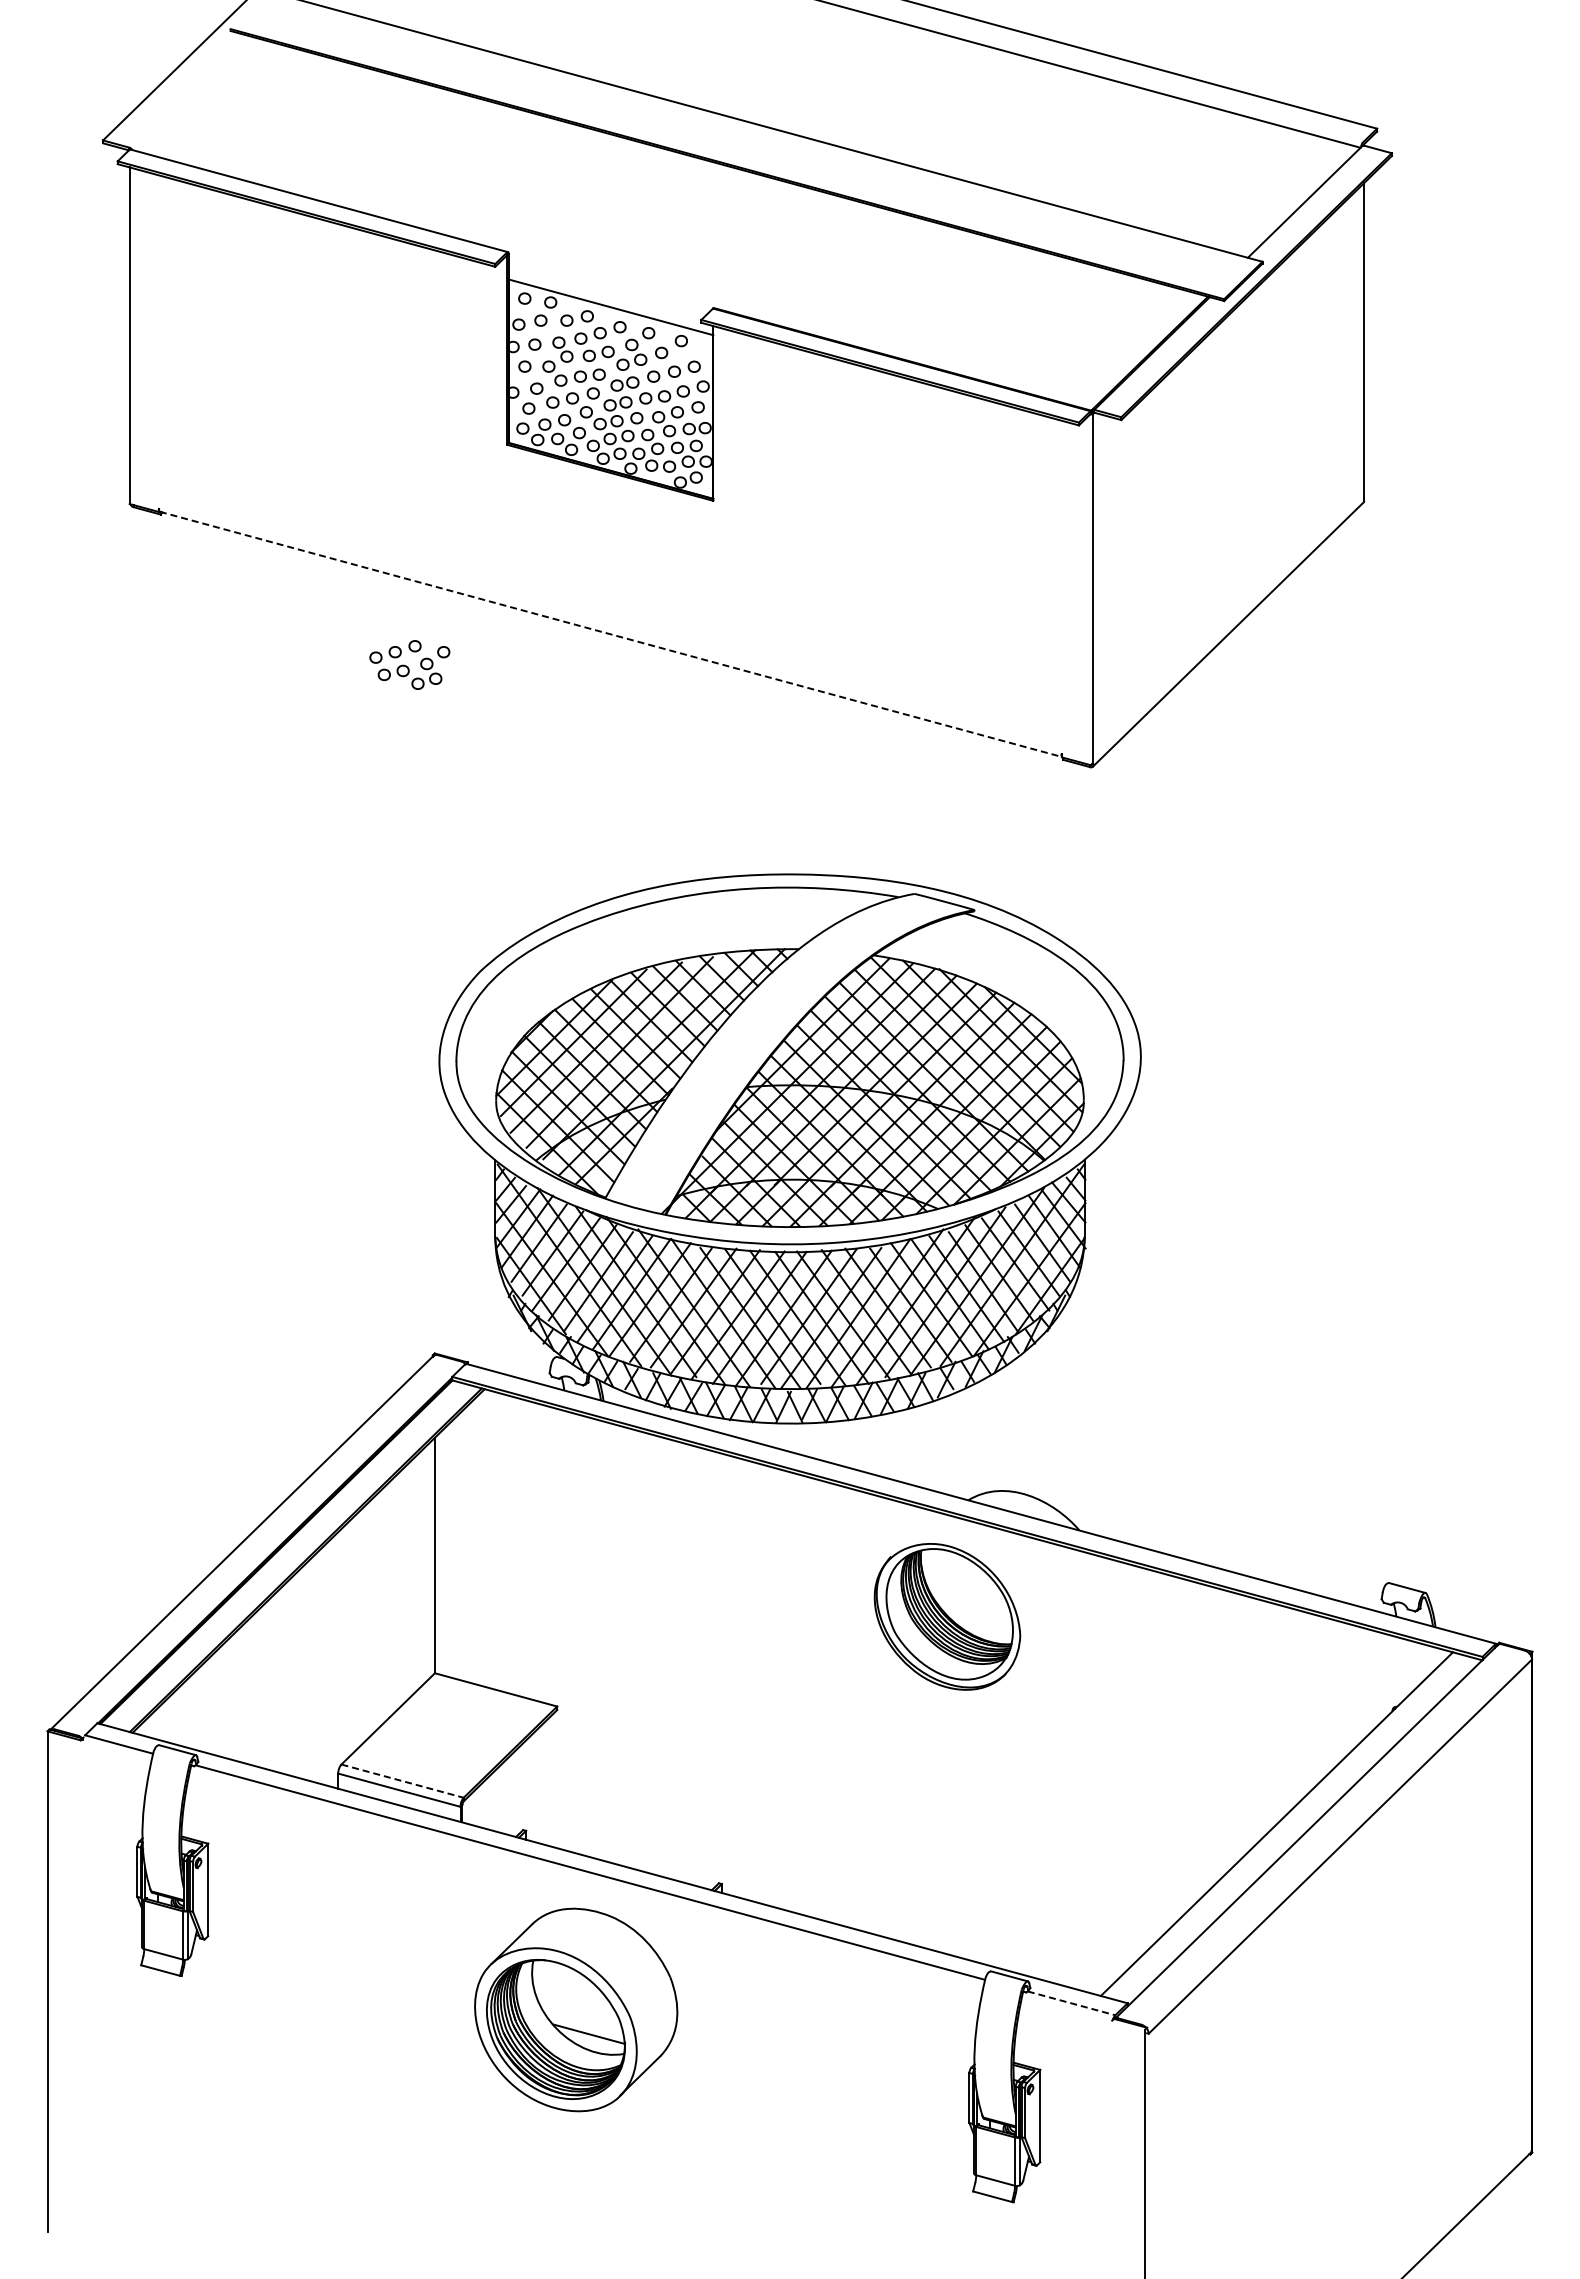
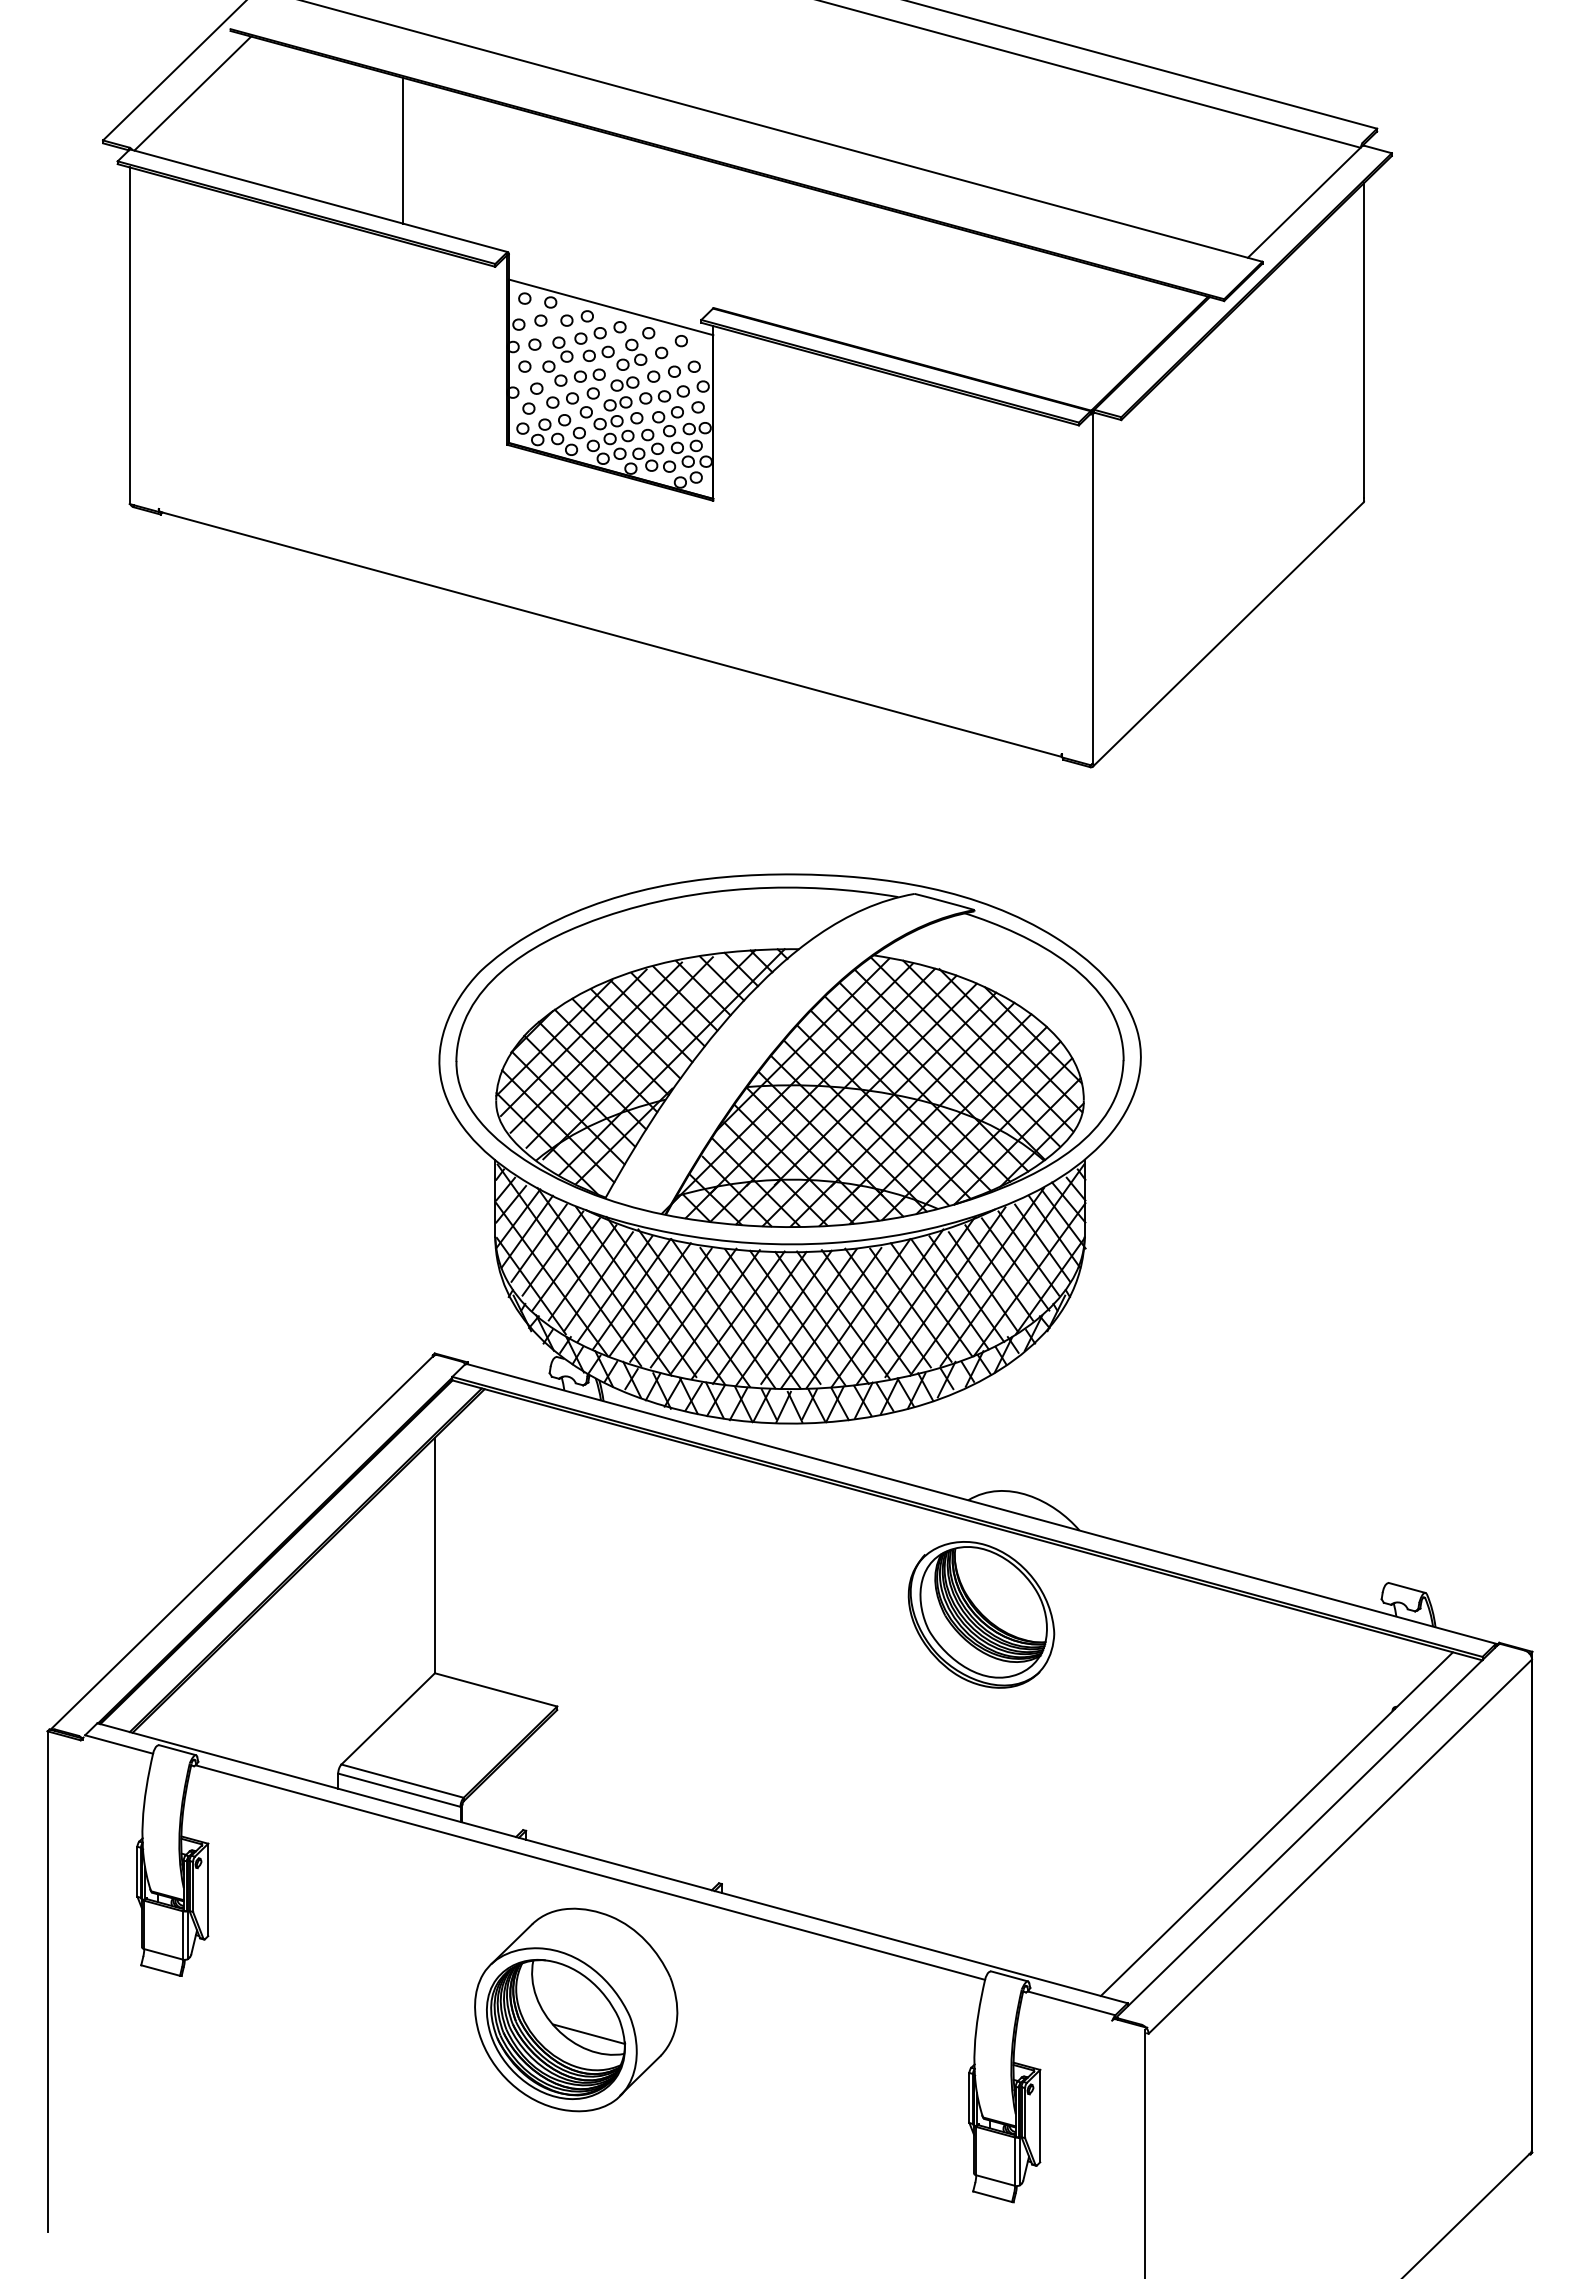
line: none -> present (192, 93)
line: none -> present (403, 150)
line: dashed -> solid (611, 634)
part: present -> none (409, 664)
part position: (947, 1616) -> (981, 1614) (981, 1614)
line: dashed -> solid (403, 1781)
line: dashed -> solid (1072, 2003)
